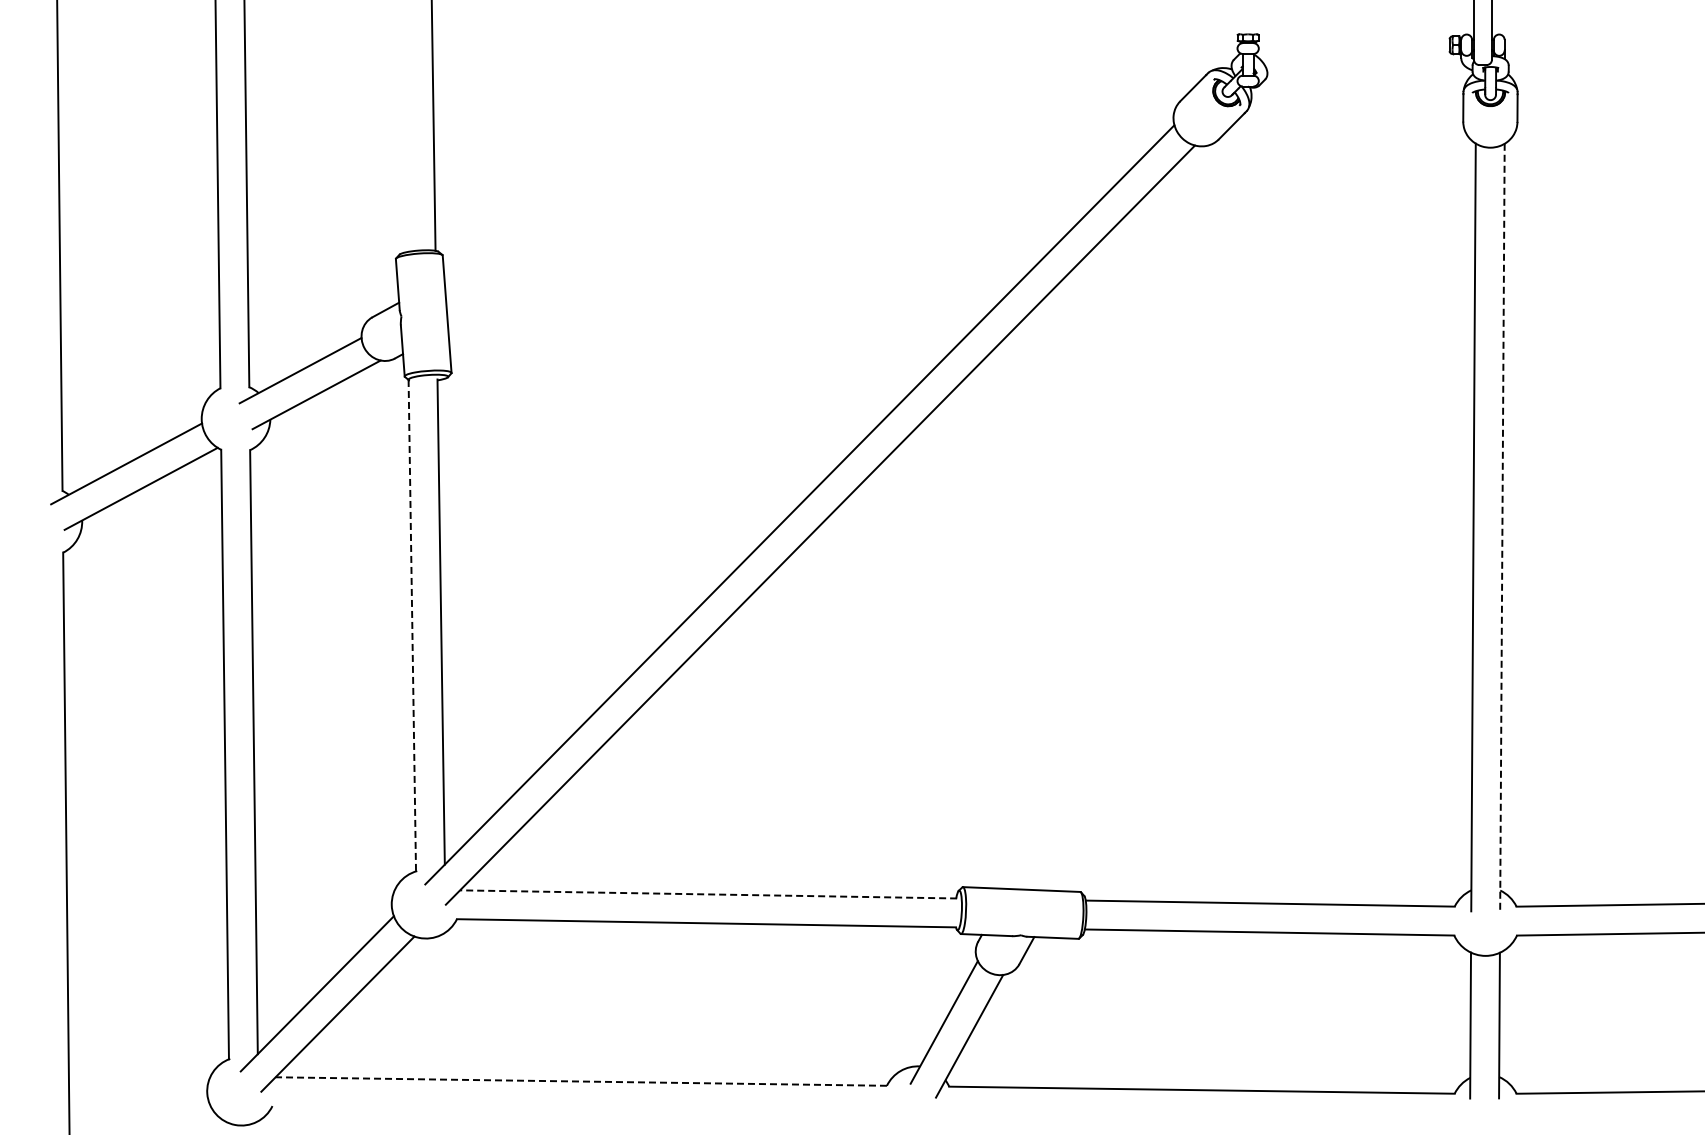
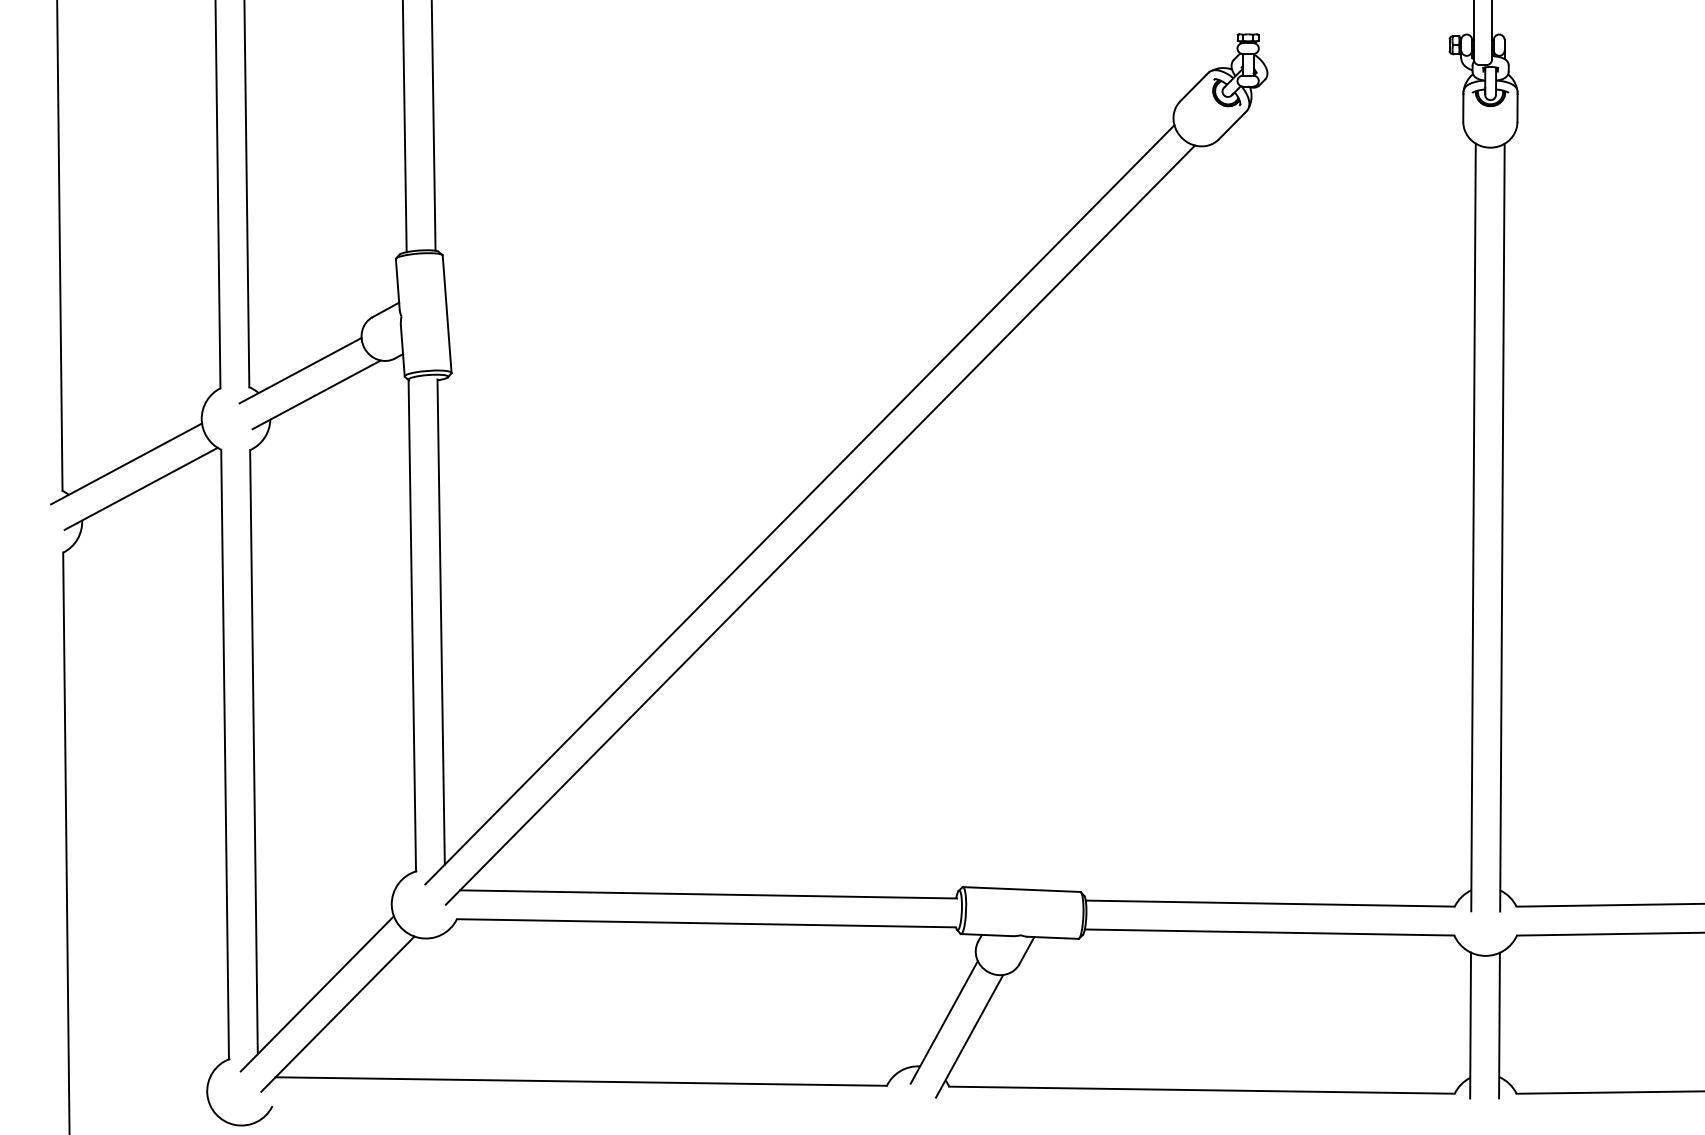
line: none -> present (404, 127)
line: dashed -> solid (1502, 527)
line: dashed -> solid (412, 625)
line: dashed -> solid (708, 894)
line: dashed -> solid (581, 1081)
